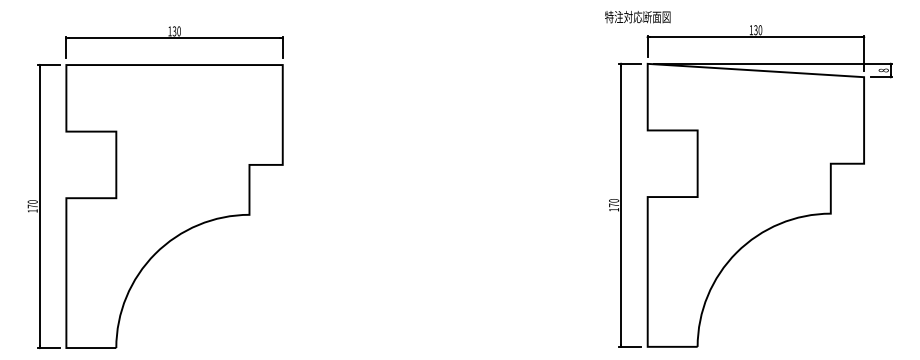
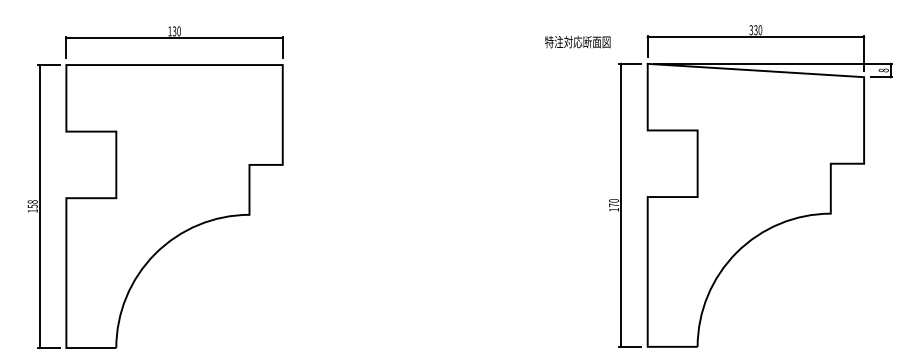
text position: (637, 17) -> (577, 42) (577, 42)
text: 130 -> 330 (751, 30)
text: 170 -> 158 (32, 204)
